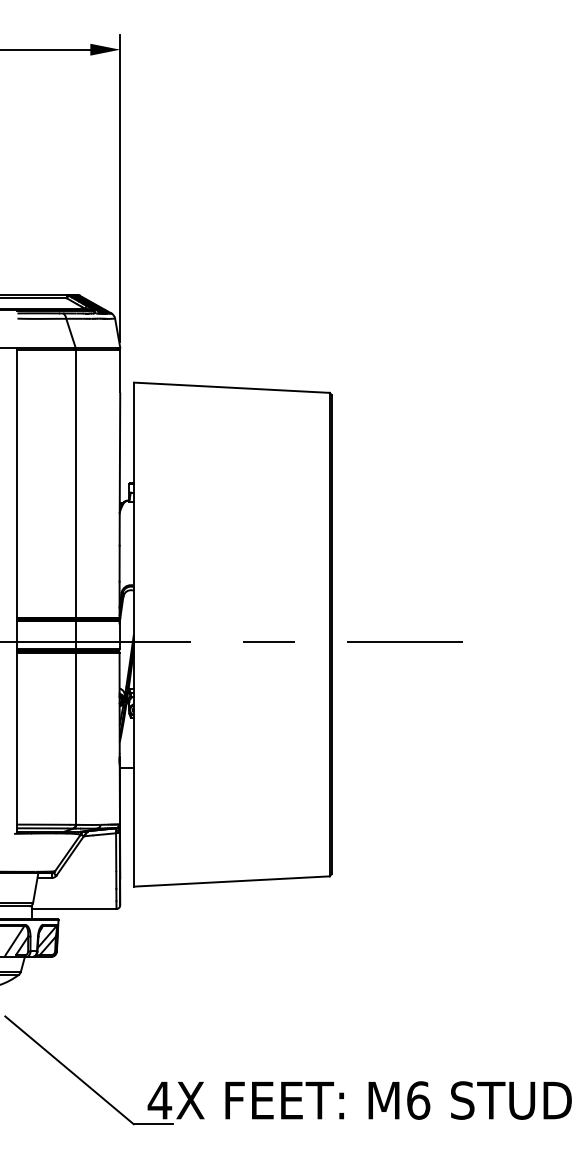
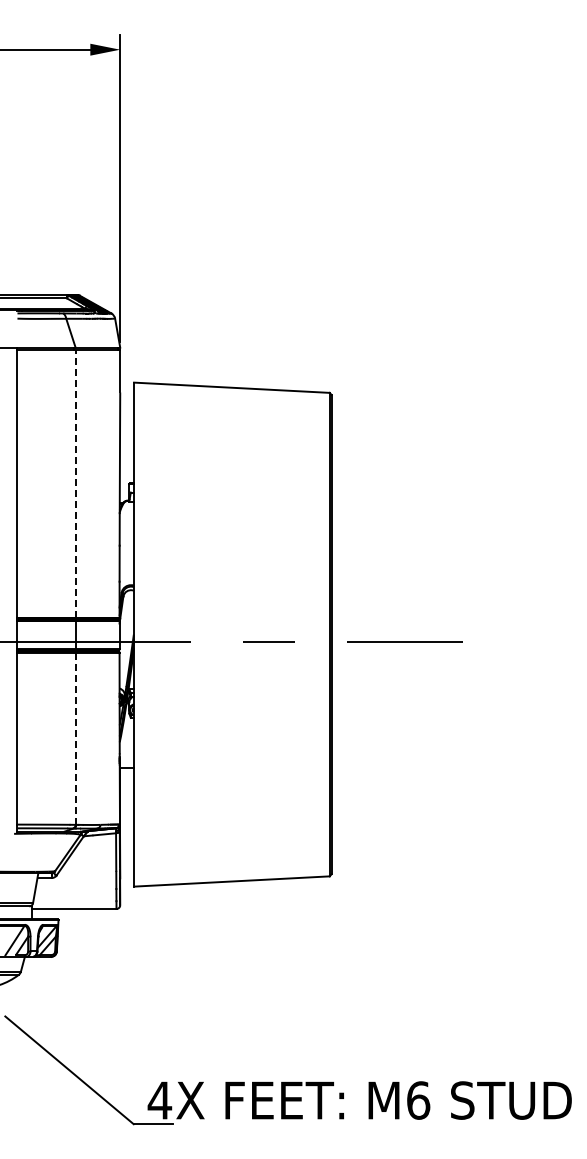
line: solid -> dashed (75, 483)
line: solid -> dashed (75, 738)
